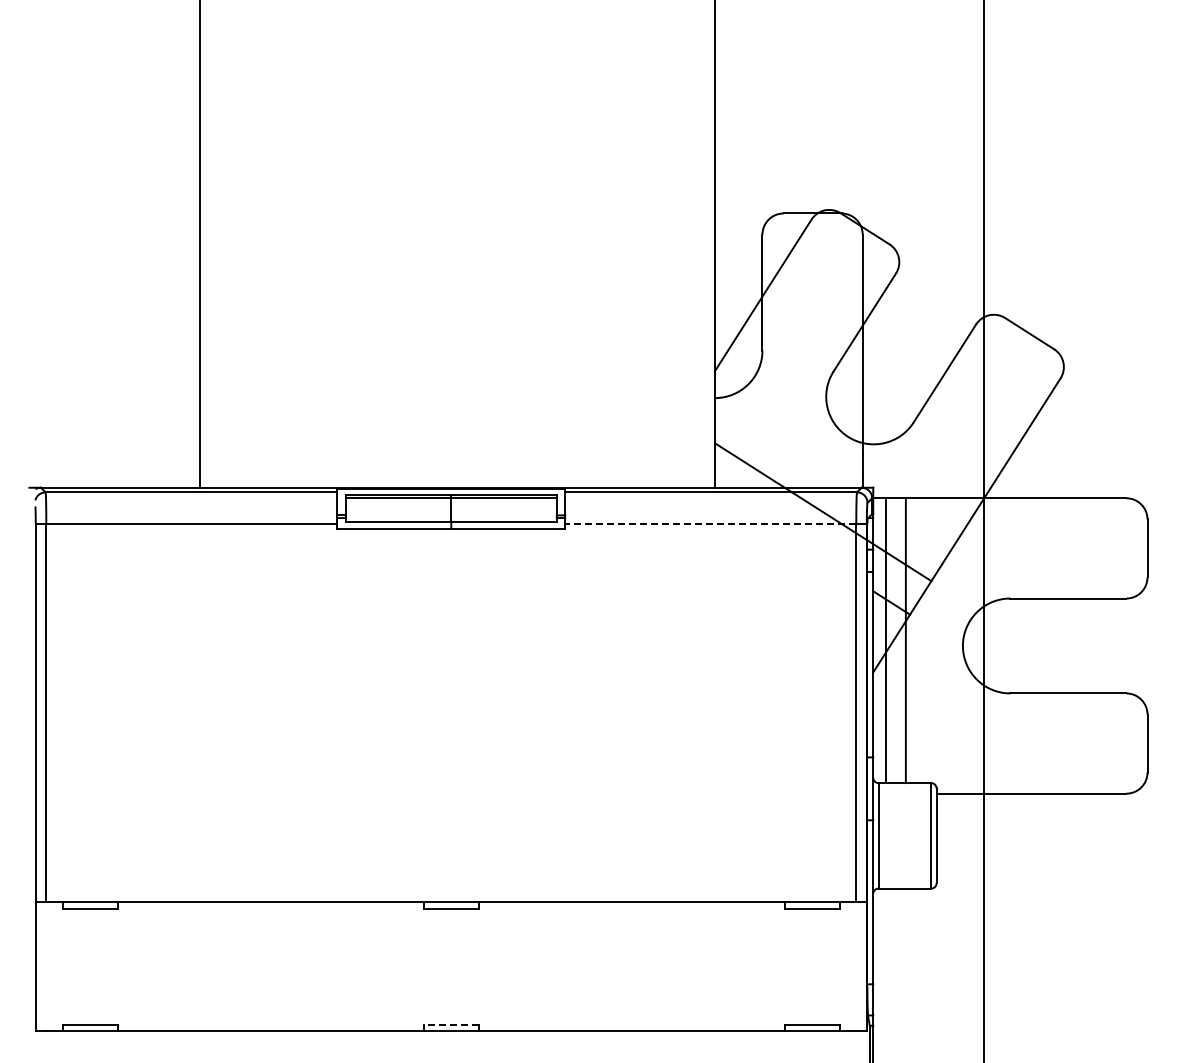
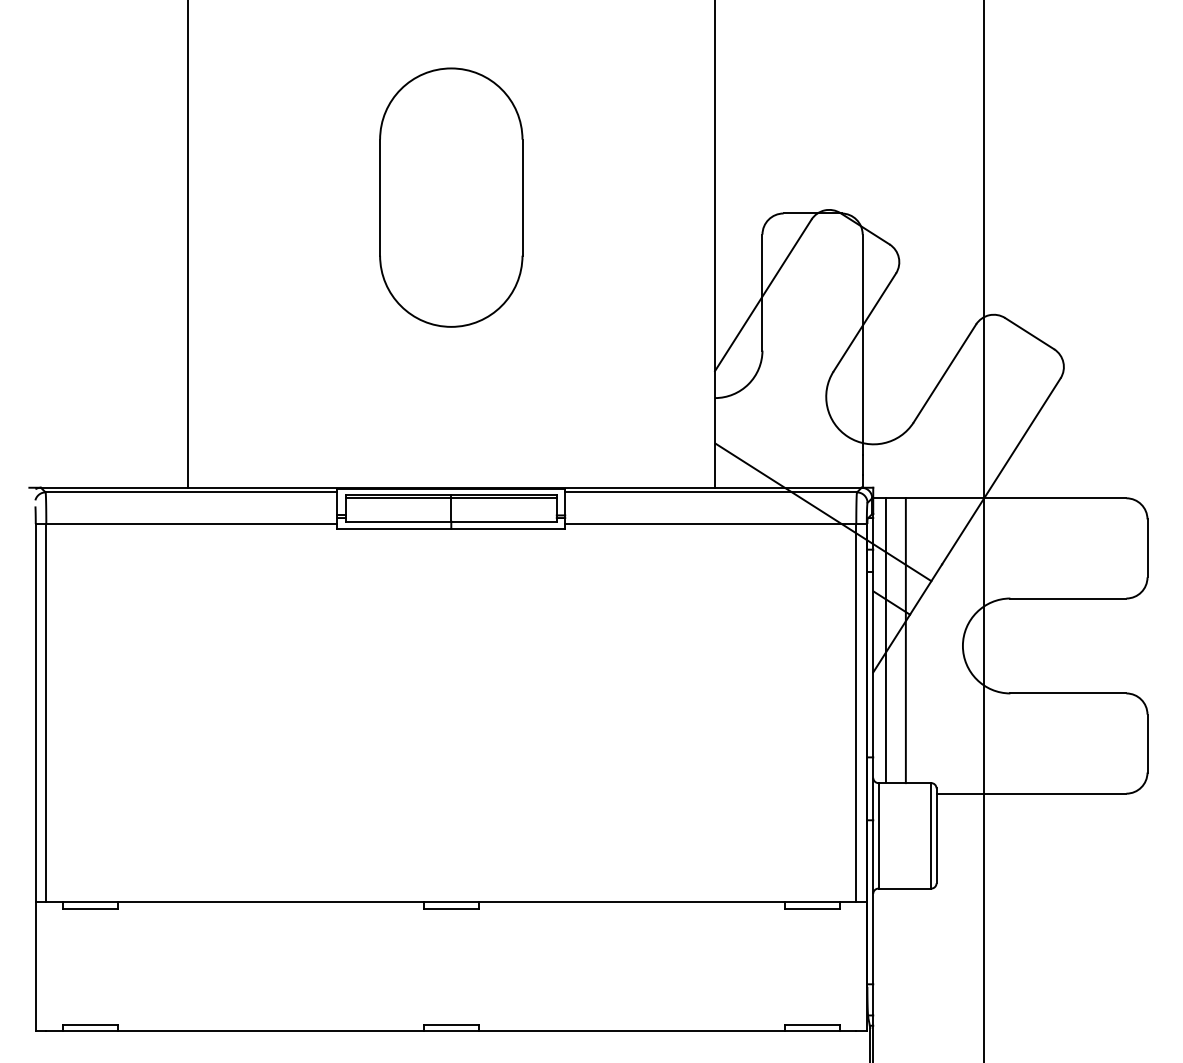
part: none -> present (451, 197)
line position: (199, 244) -> (187, 244) (187, 244)
line: dashed -> solid (710, 524)
line: dashed -> solid (450, 1024)
